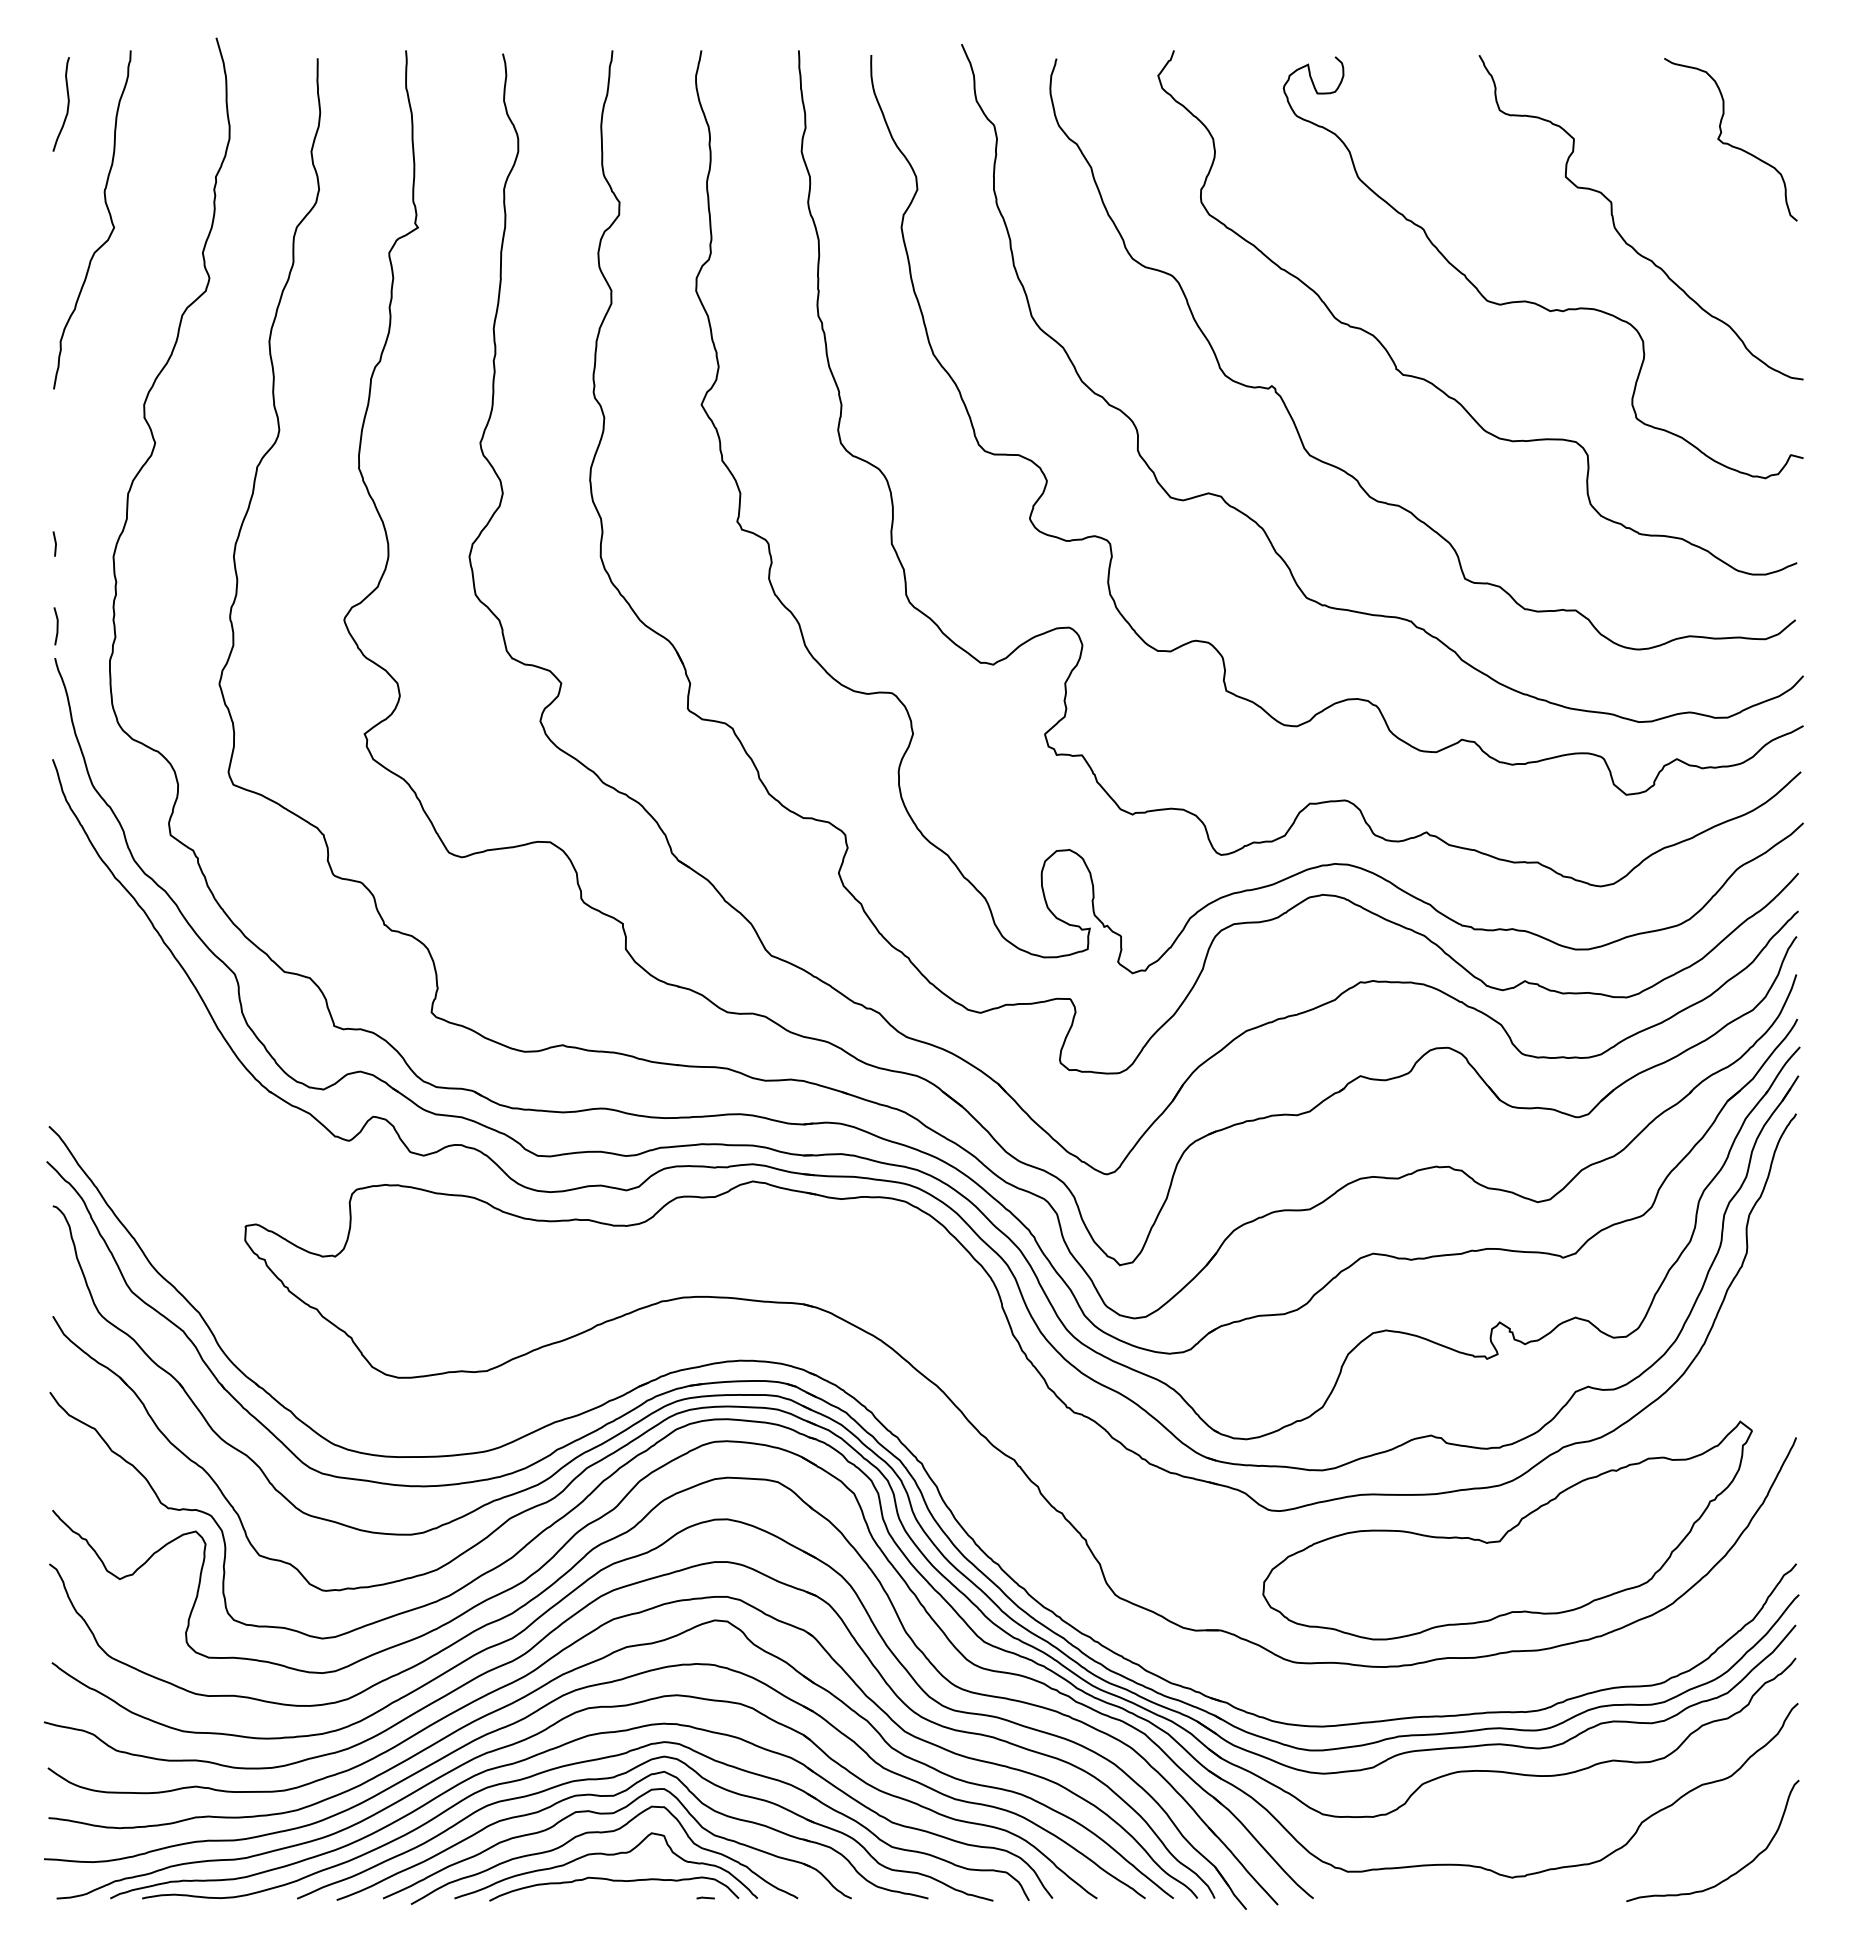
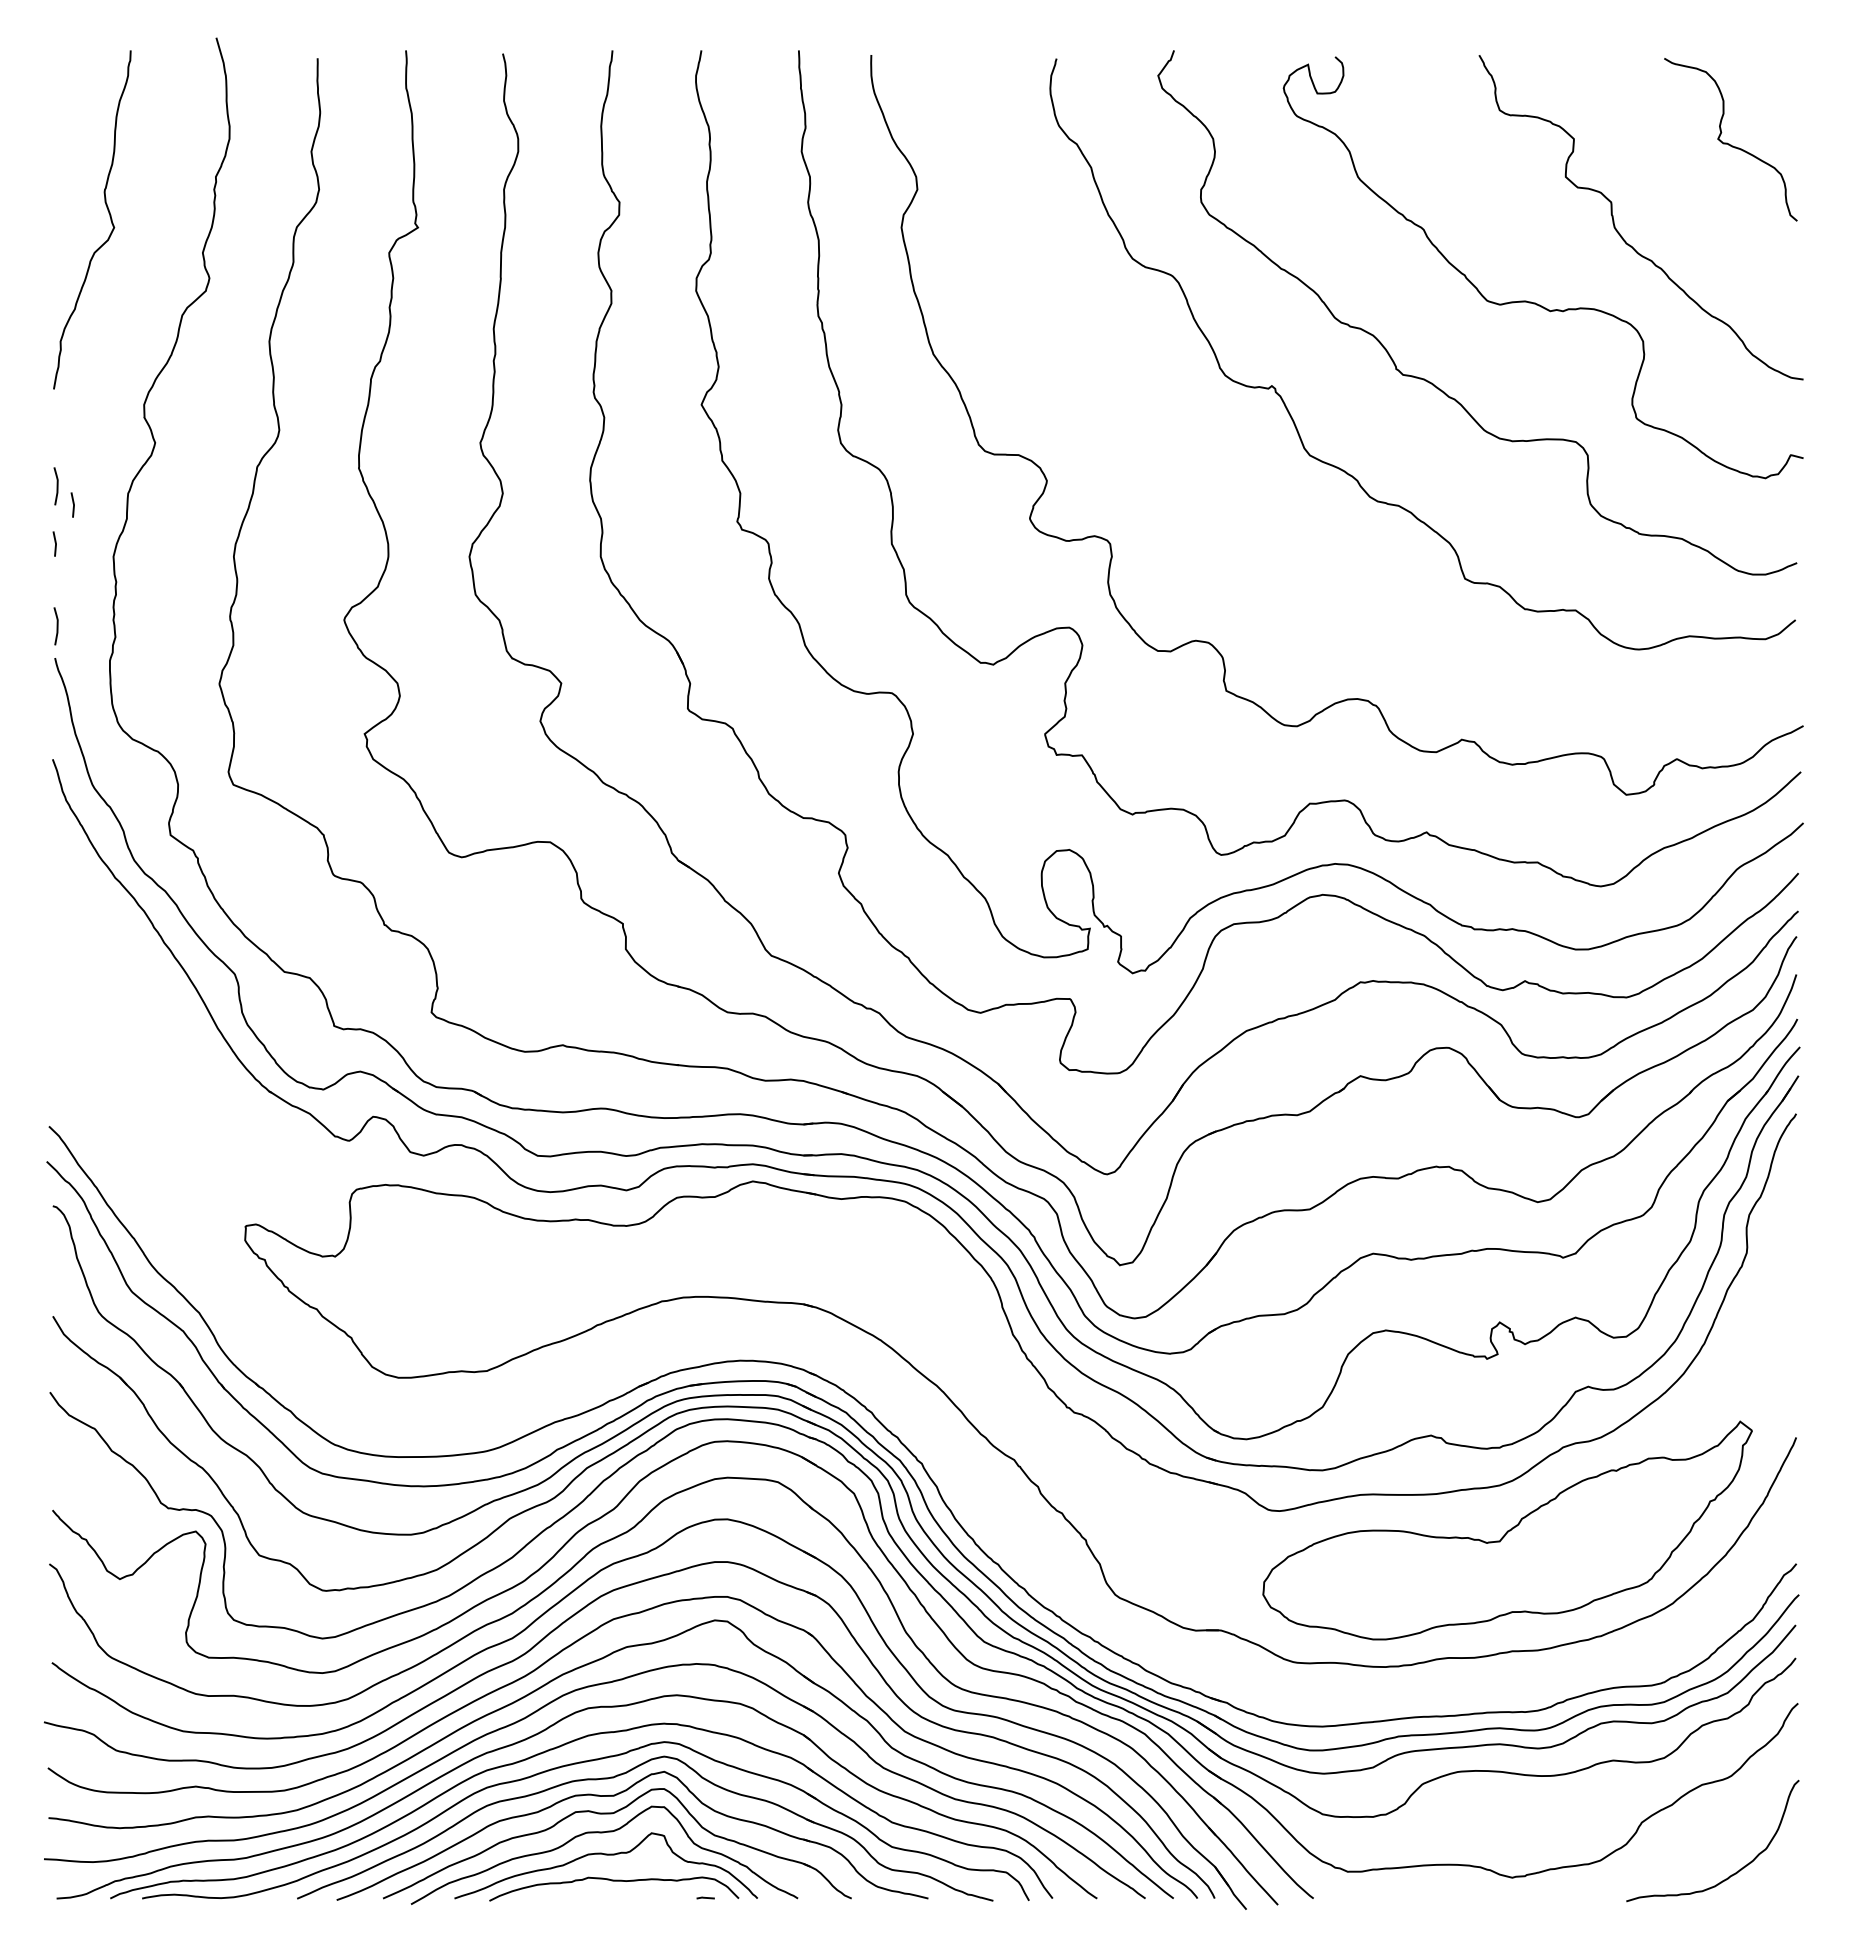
curve: present -> none (67, 104)
line: none -> present (56, 486)
line: none -> present (72, 503)
curve: present -> none (1256, 521)
